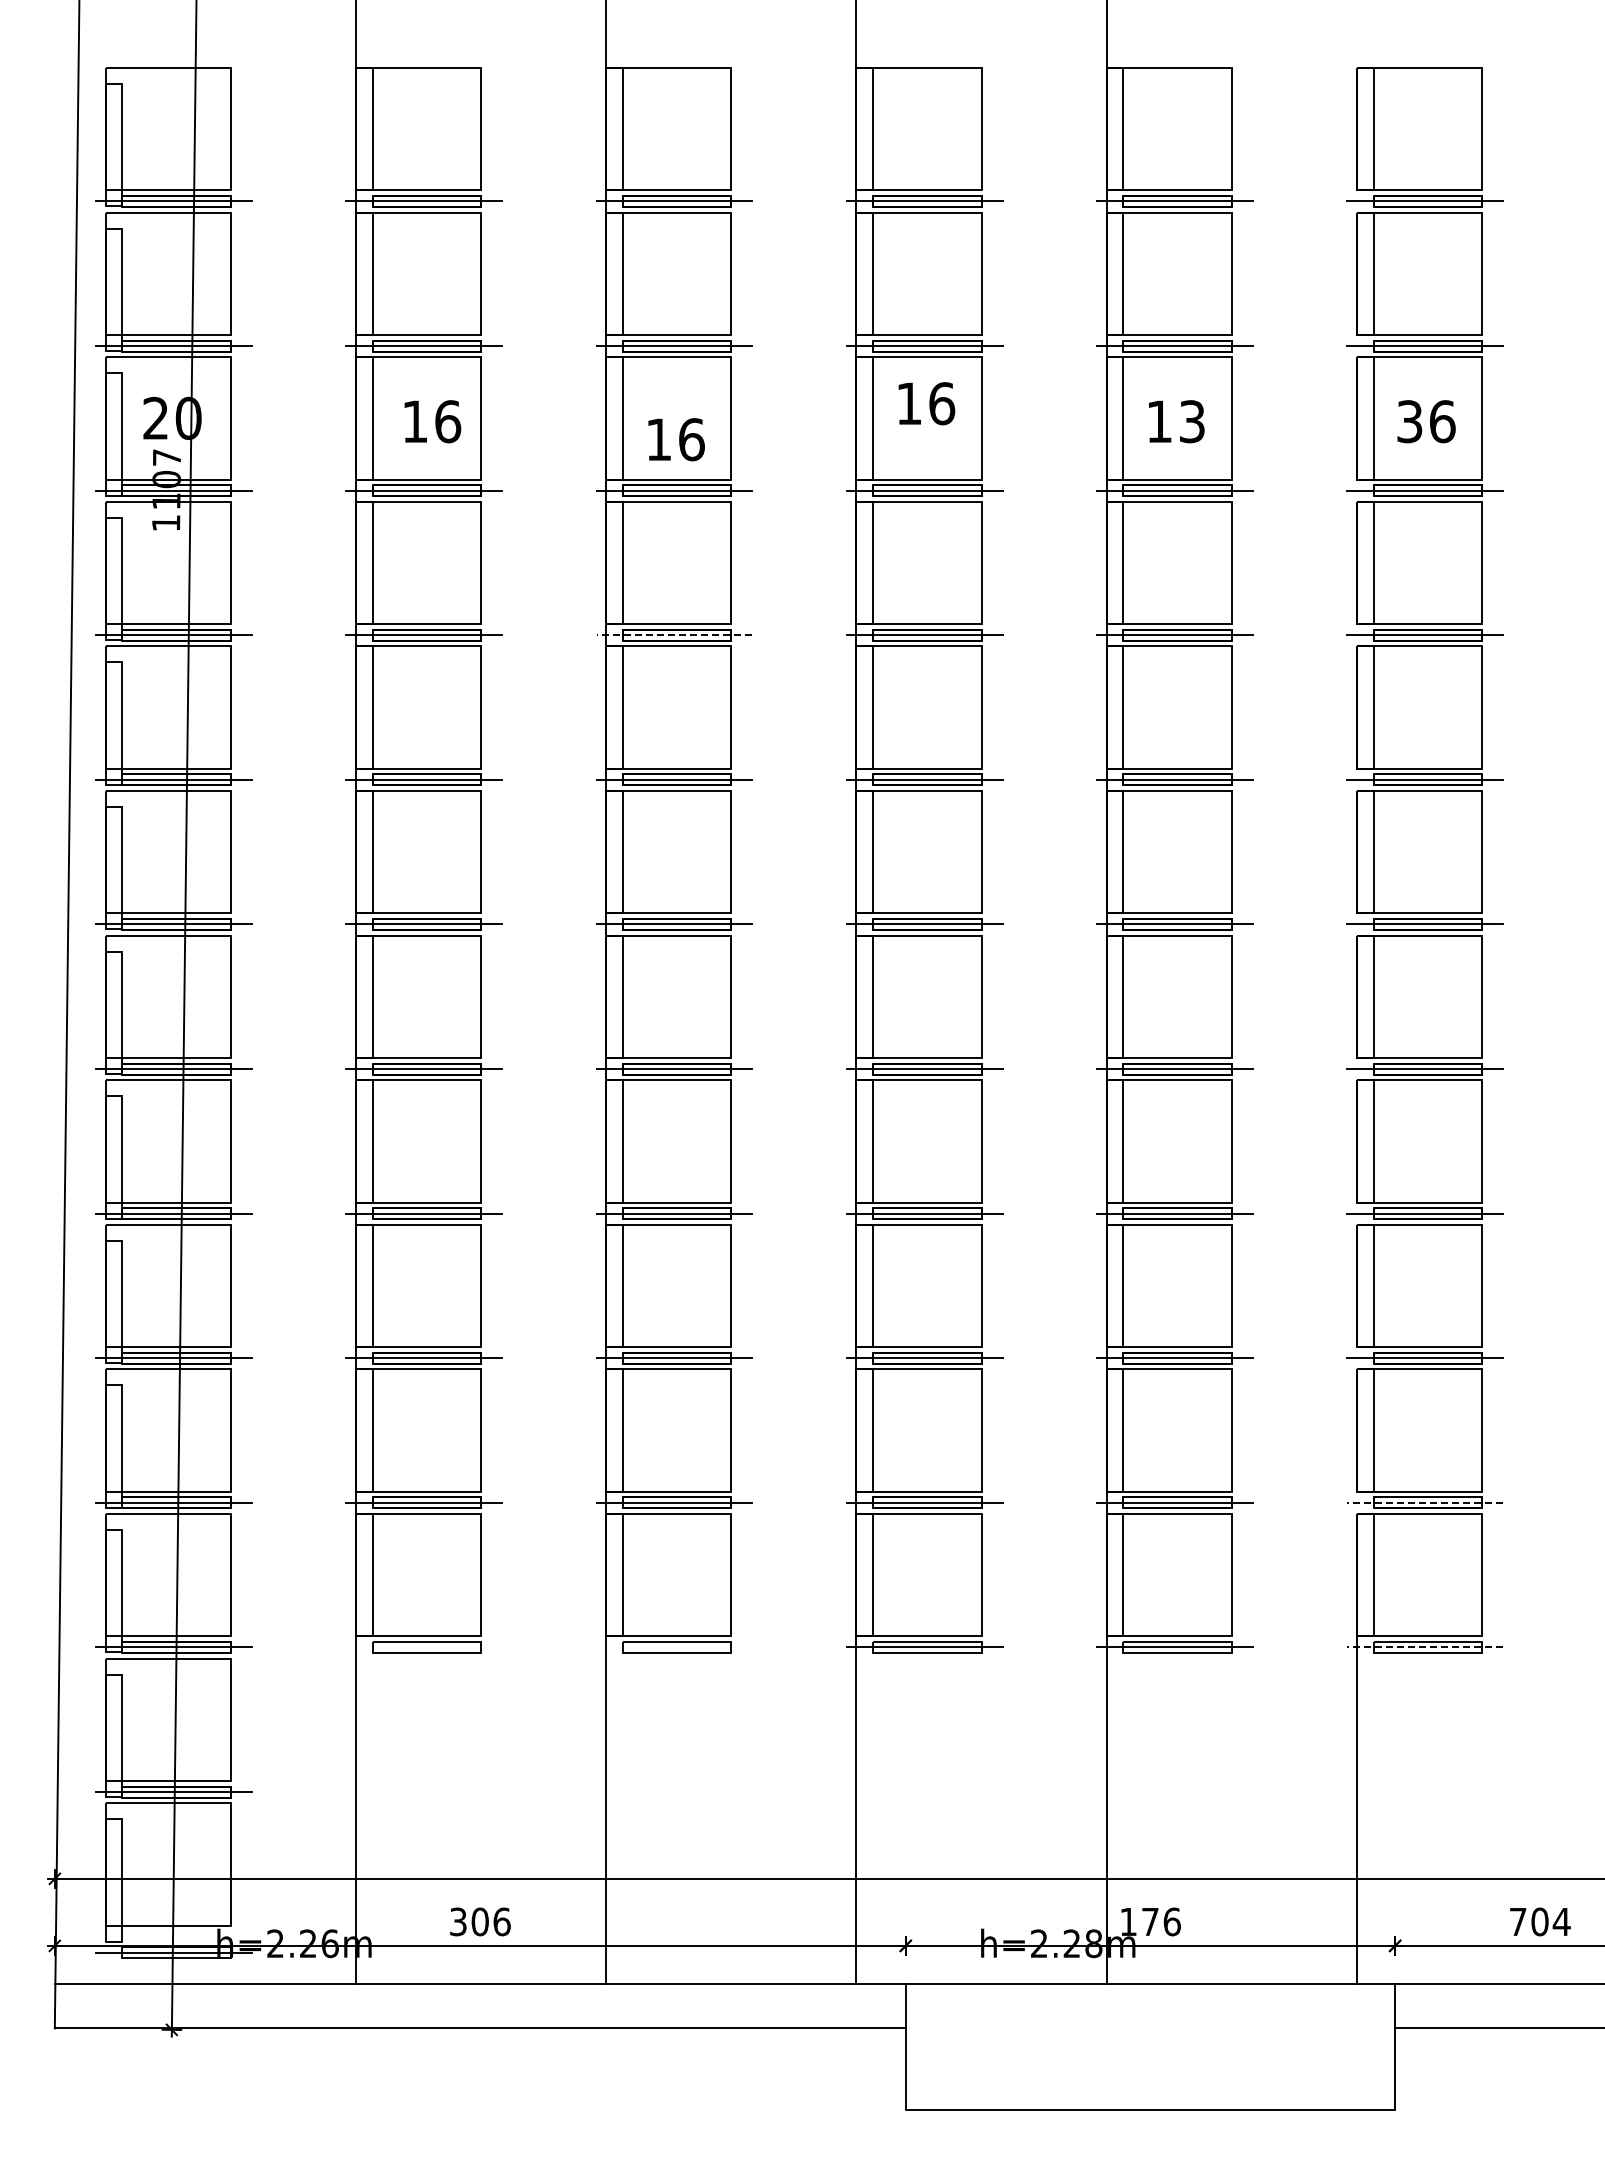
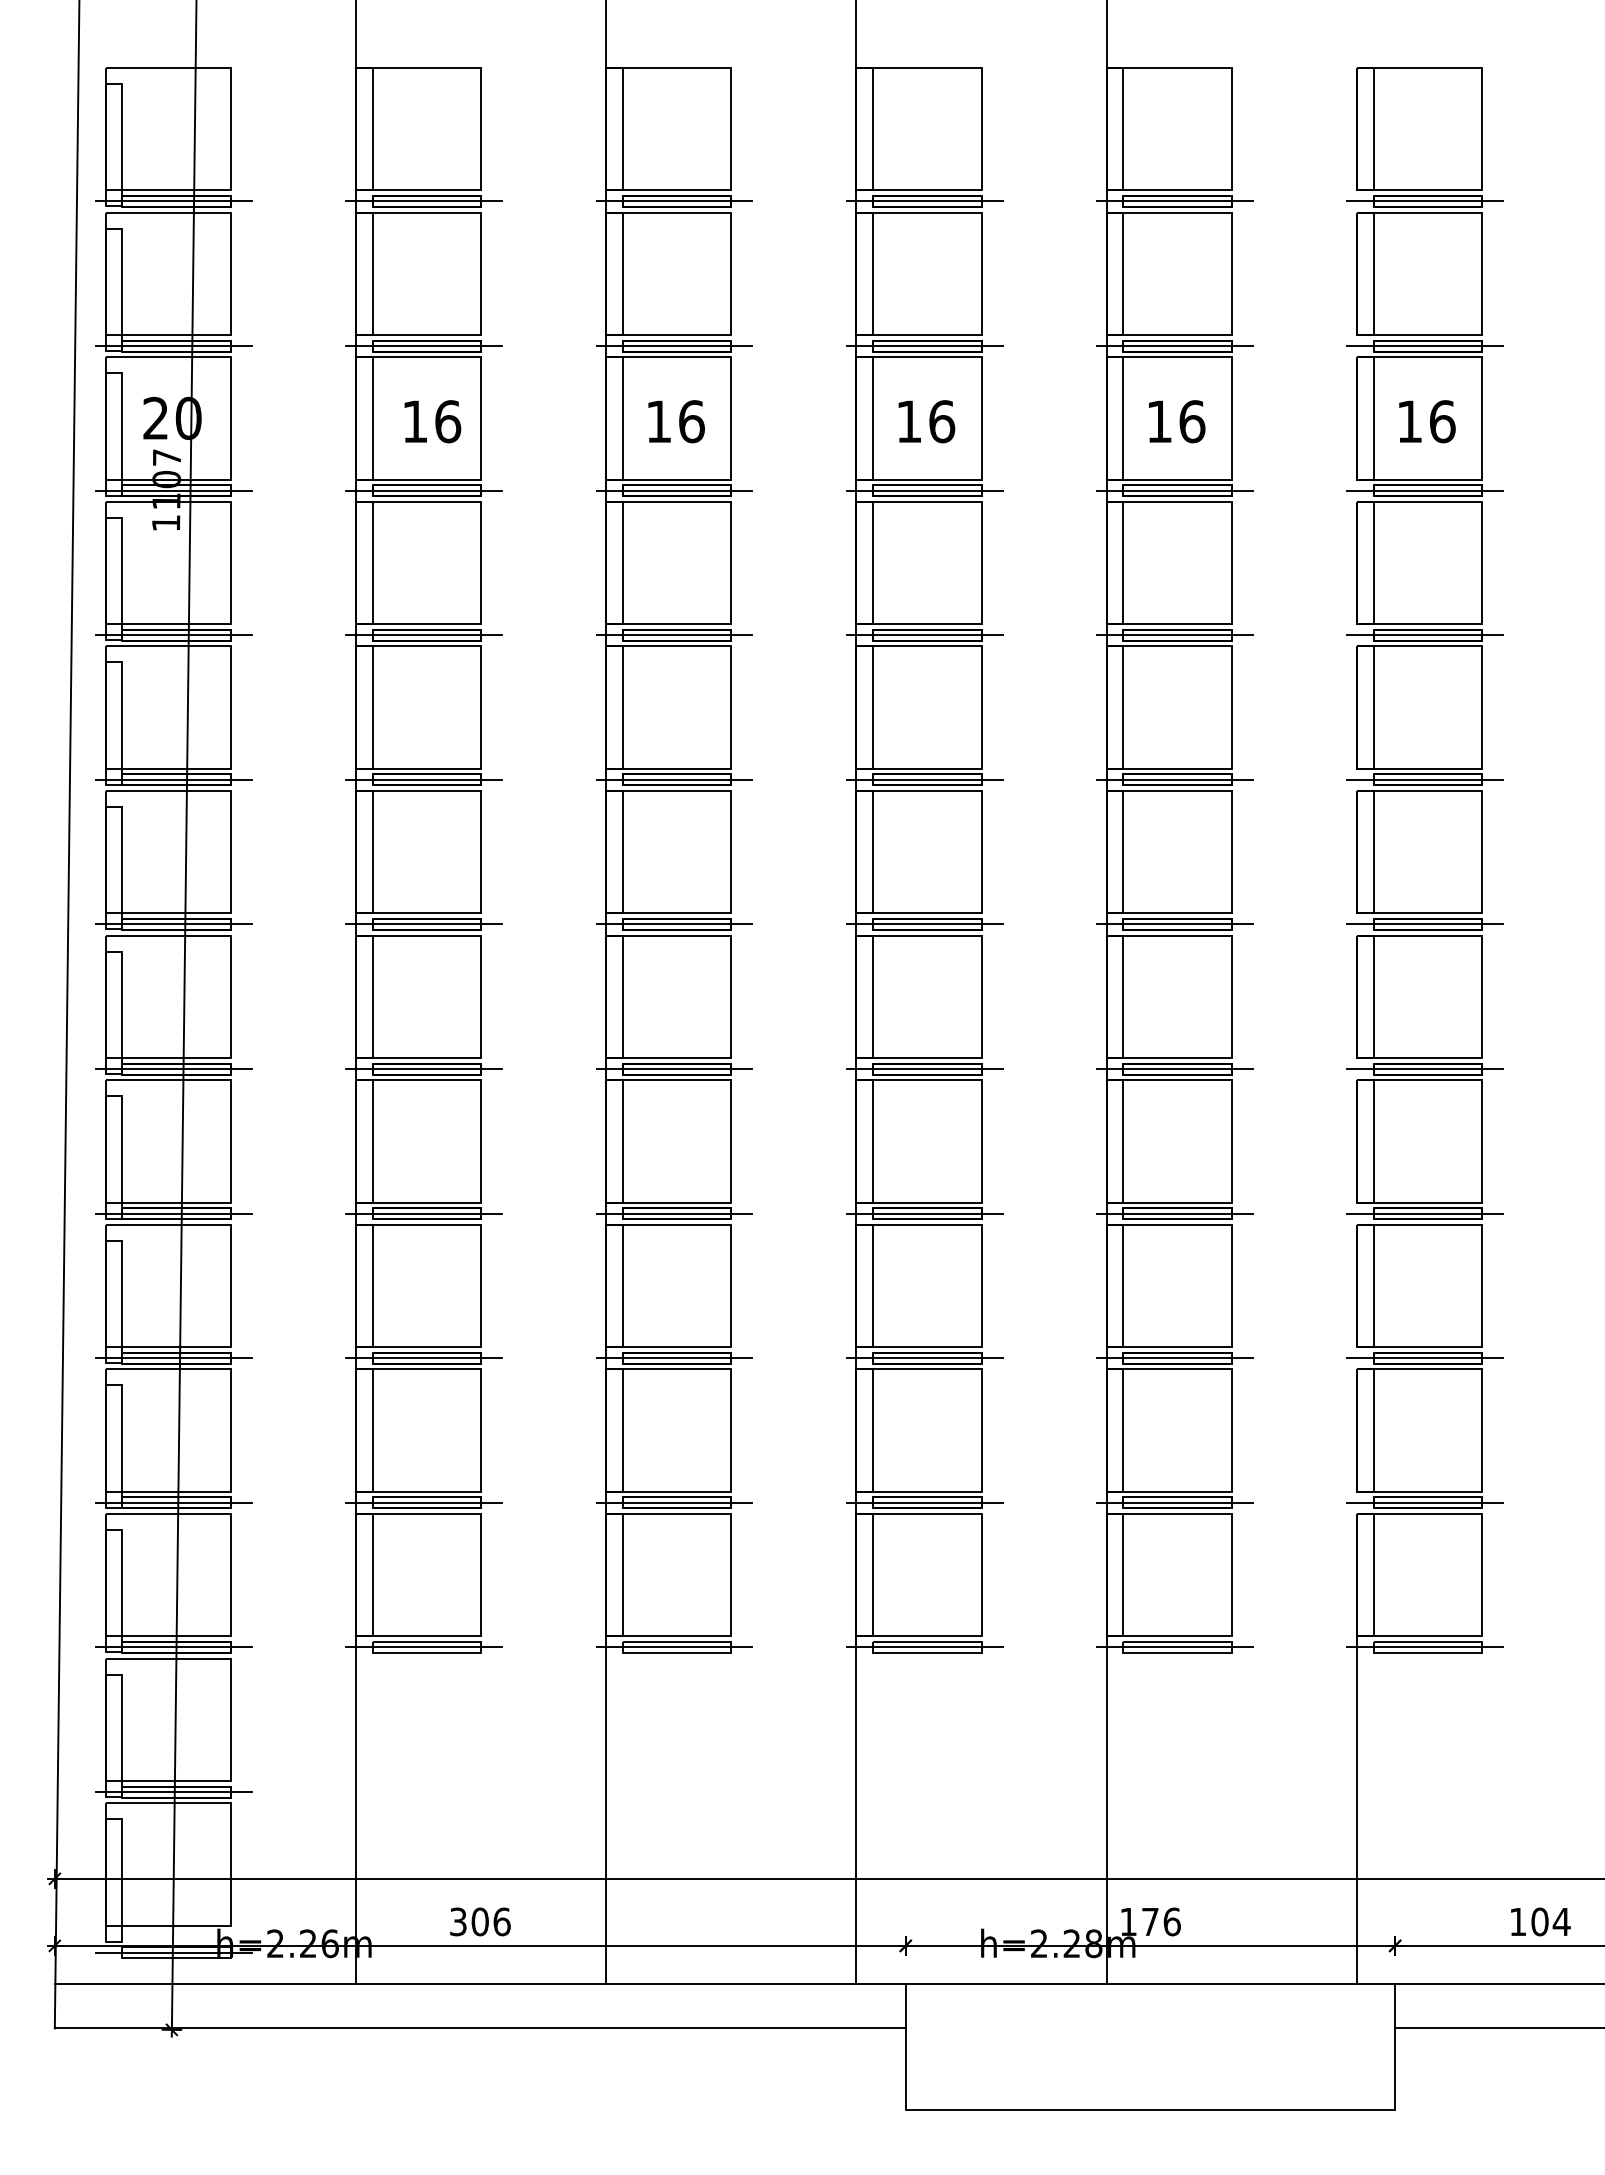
text position: (926, 403) -> (926, 421) (926, 421)
text: 13 -> 16 (1192, 421)
text: 36 -> 16 (1409, 421)
text position: (676, 439) -> (676, 421) (676, 421)
line: dashed -> solid (674, 635)
line: dashed -> solid (1425, 1502)
line: none -> present (424, 1647)
line: none -> present (674, 1647)
line: dashed -> solid (1425, 1647)
text: 704 -> 104 (1518, 1921)
